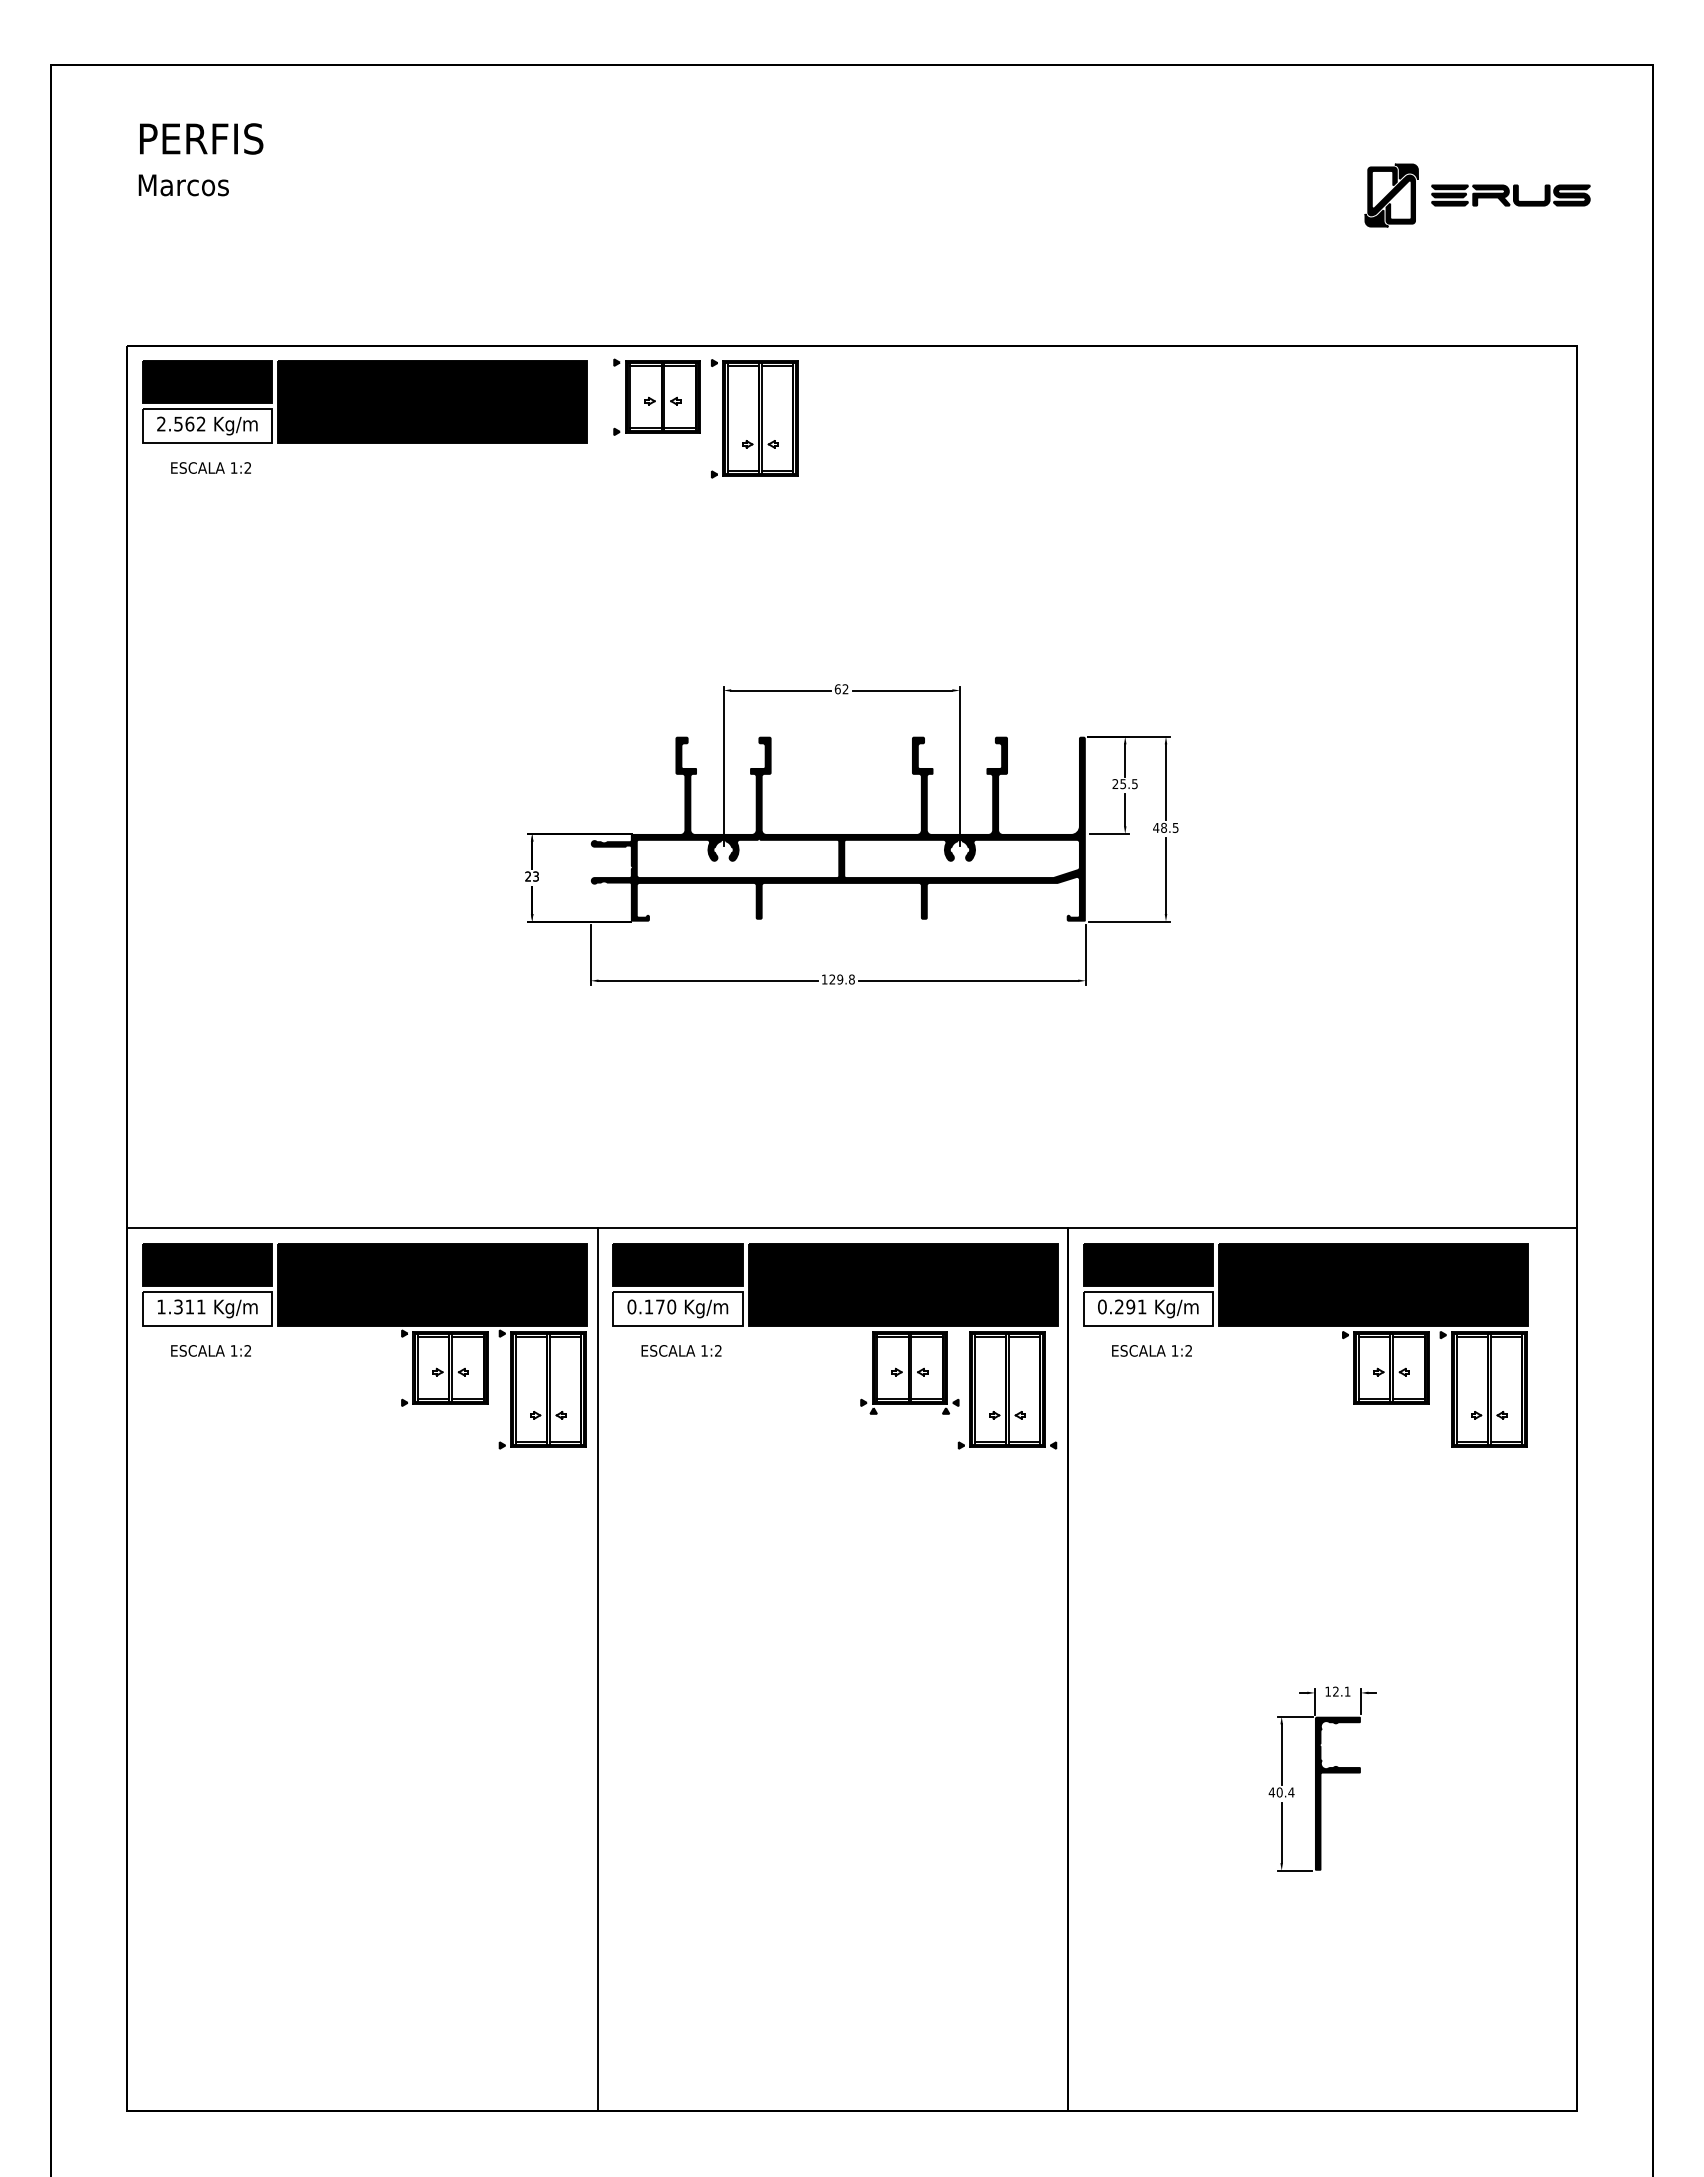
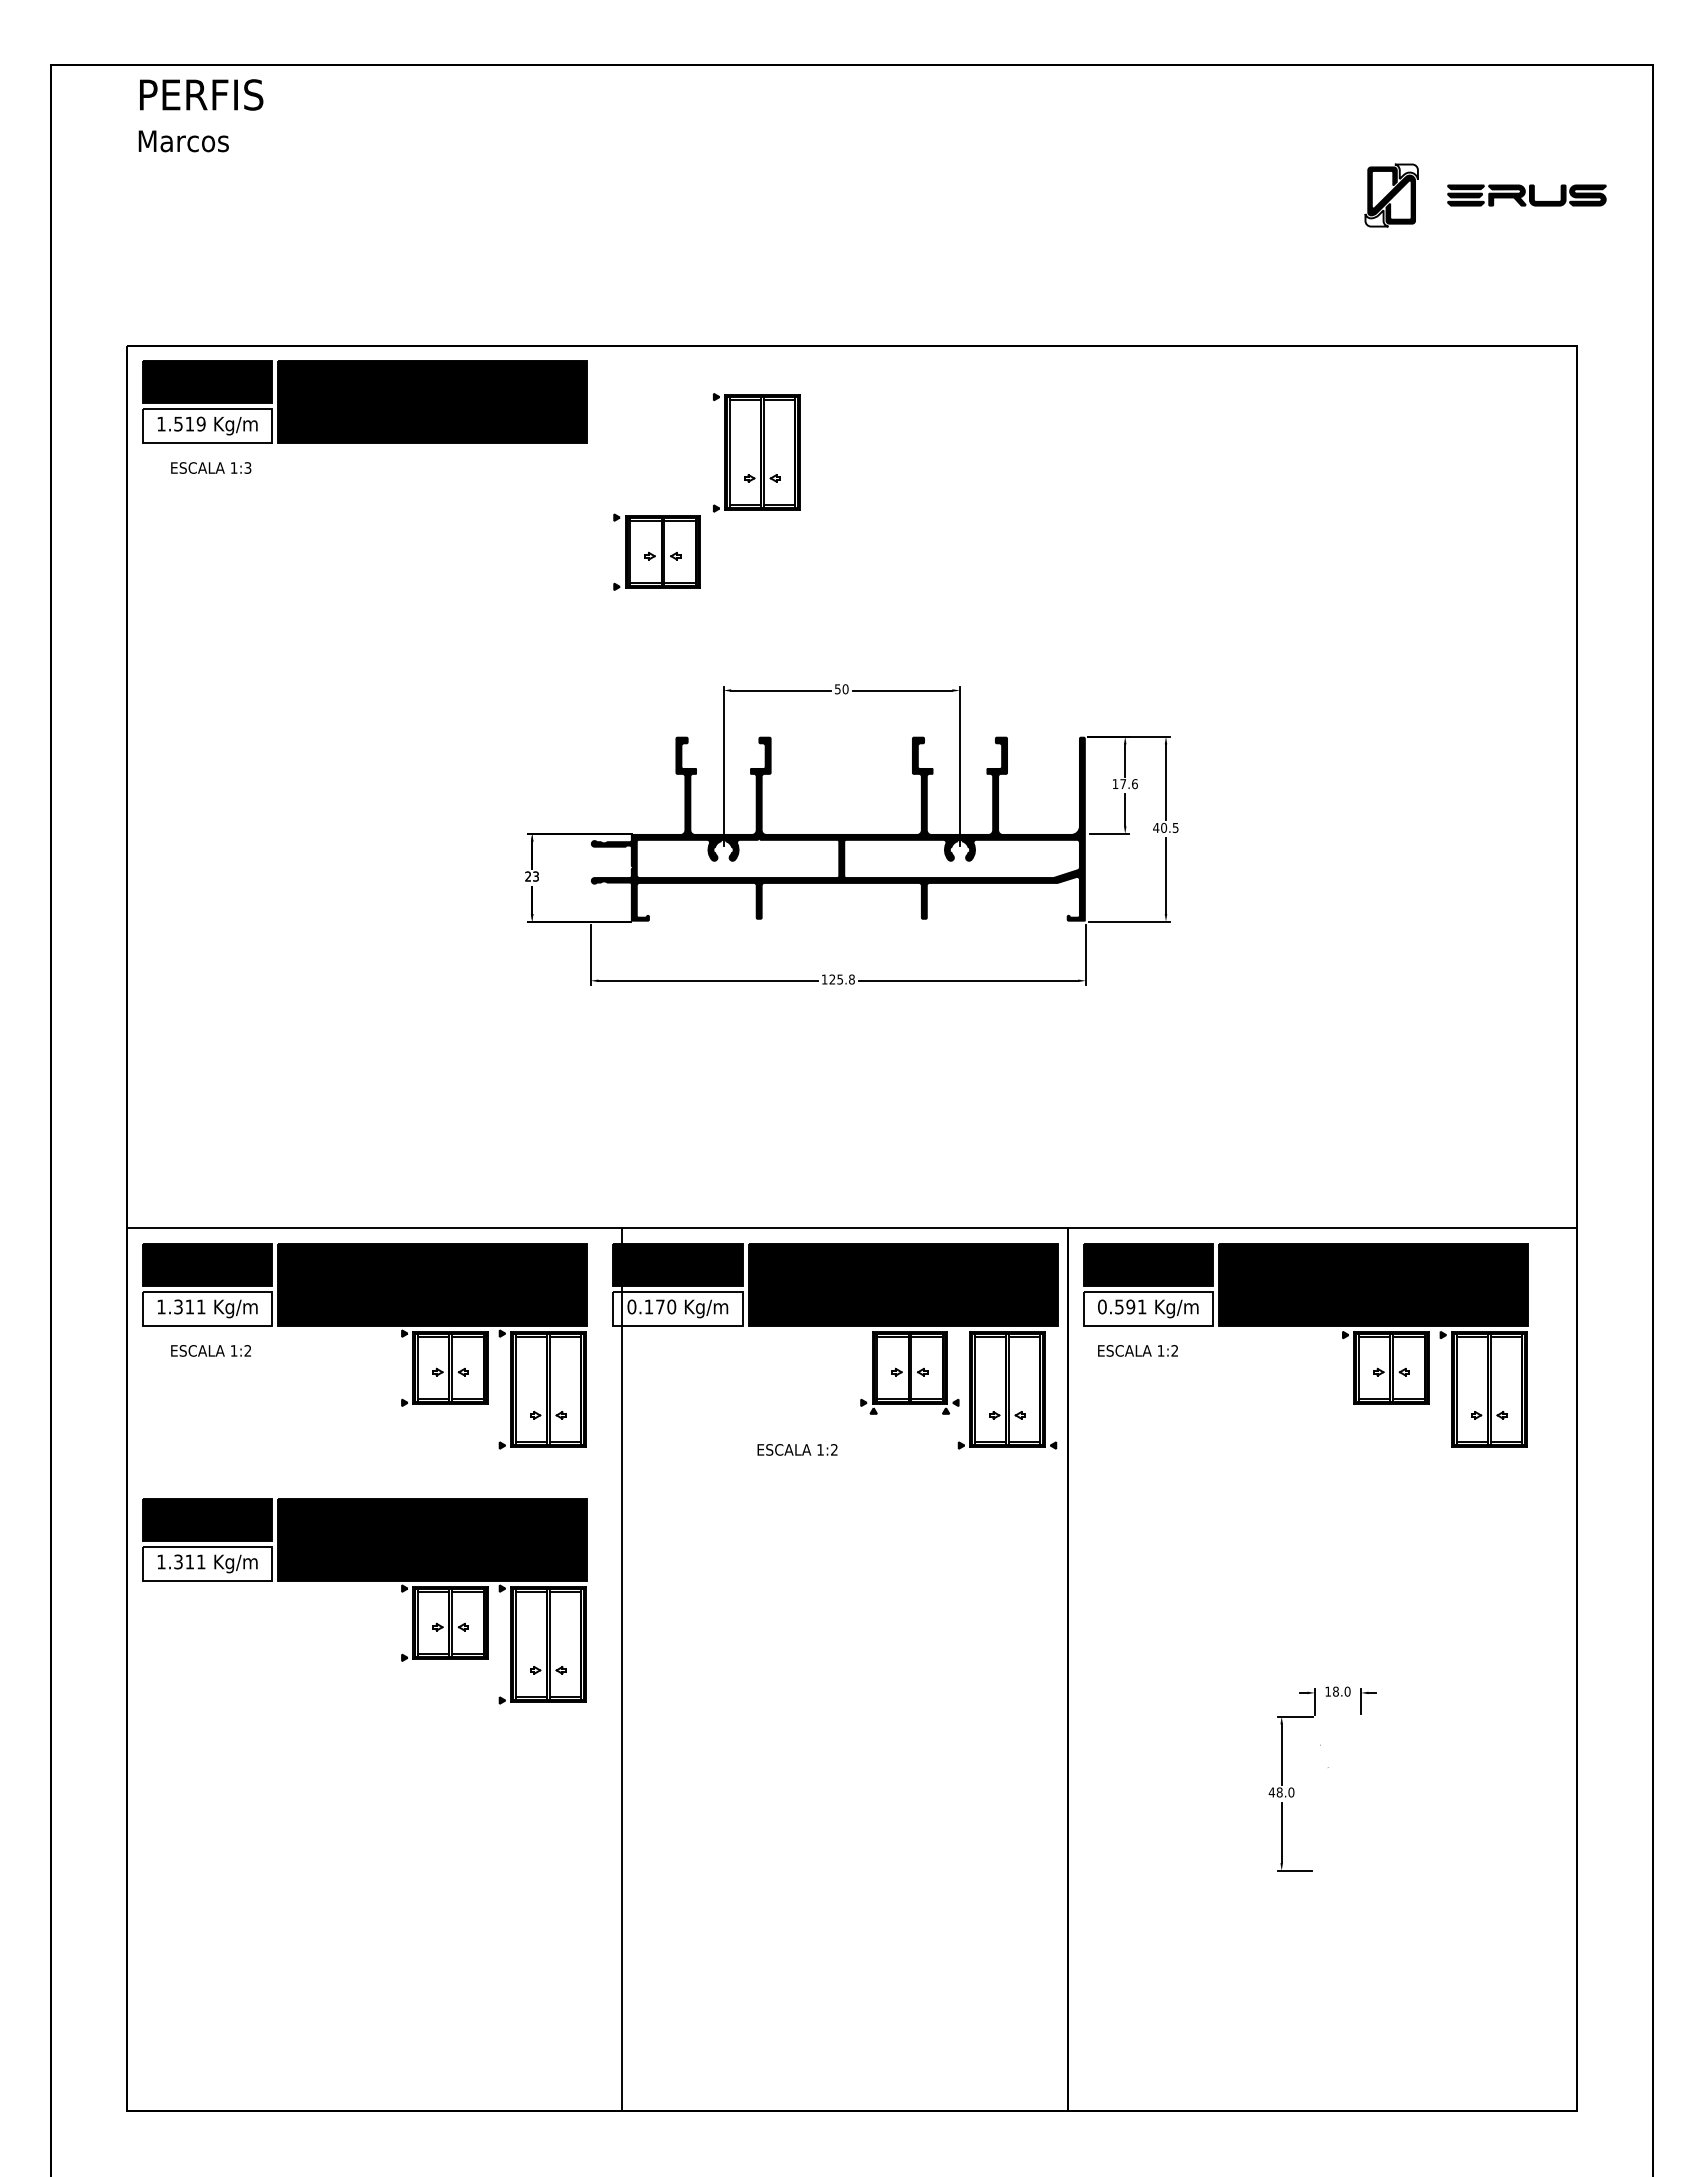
text position: (200, 159) -> (200, 115) (200, 115)
fill: present -> none (1405, 171)
part position: (1510, 195) -> (1526, 195) (1526, 195)
fill: present -> none (1376, 218)
part position: (656, 396) -> (656, 551) (656, 551)
part position: (754, 418) -> (756, 452) (756, 452)
text: 2.562 -> 1.519 (181, 423)
text: 1:2 -> 1:3 (247, 467)
text: 62 -> 50 (841, 689)
text: 25.5 -> 17.6 (1124, 784)
text: 48.5 -> 40.5 (1164, 827)
text: 129.8 -> 125.8 (840, 979)
text: 0.291 -> 0.591 (1119, 1306)
text position: (681, 1350) -> (797, 1449) (797, 1449)
text position: (1151, 1350) -> (1137, 1350) (1137, 1350)
part: none -> present (364, 1581)
line position: (597, 1669) -> (621, 1669) (621, 1669)
text: 12.1 -> 18.0 (1341, 1691)
text: 40.4 -> 48.0 (1285, 1792)
fill: present -> none (1337, 1793)
